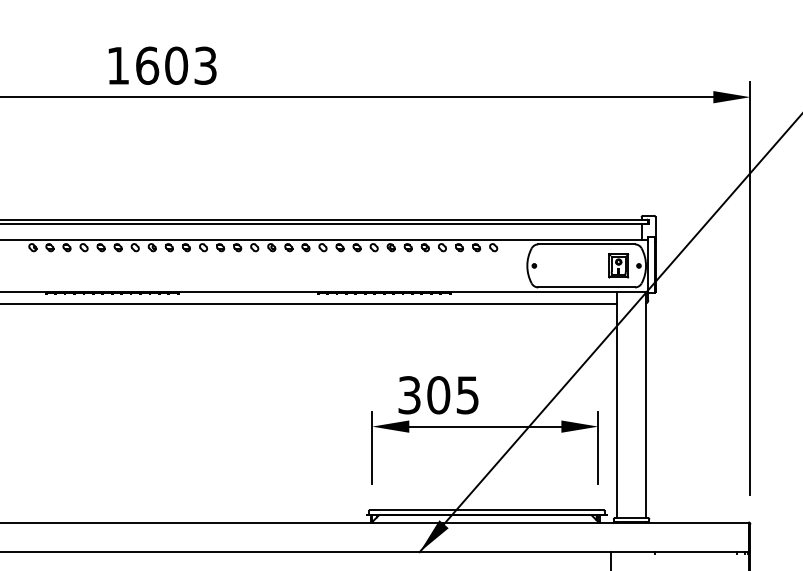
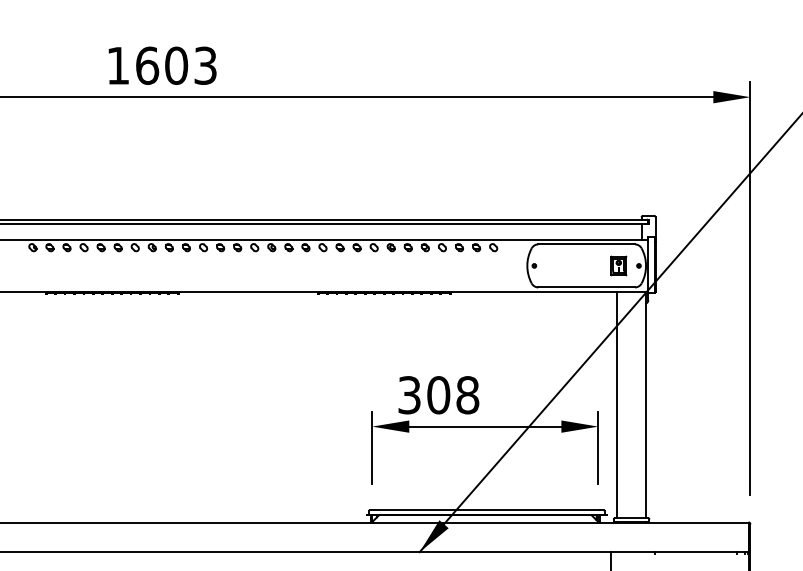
part size: 22x26 px -> 18x22 px (618, 265)
line: present -> none (309, 303)
text: 305 -> 308 (467, 395)
